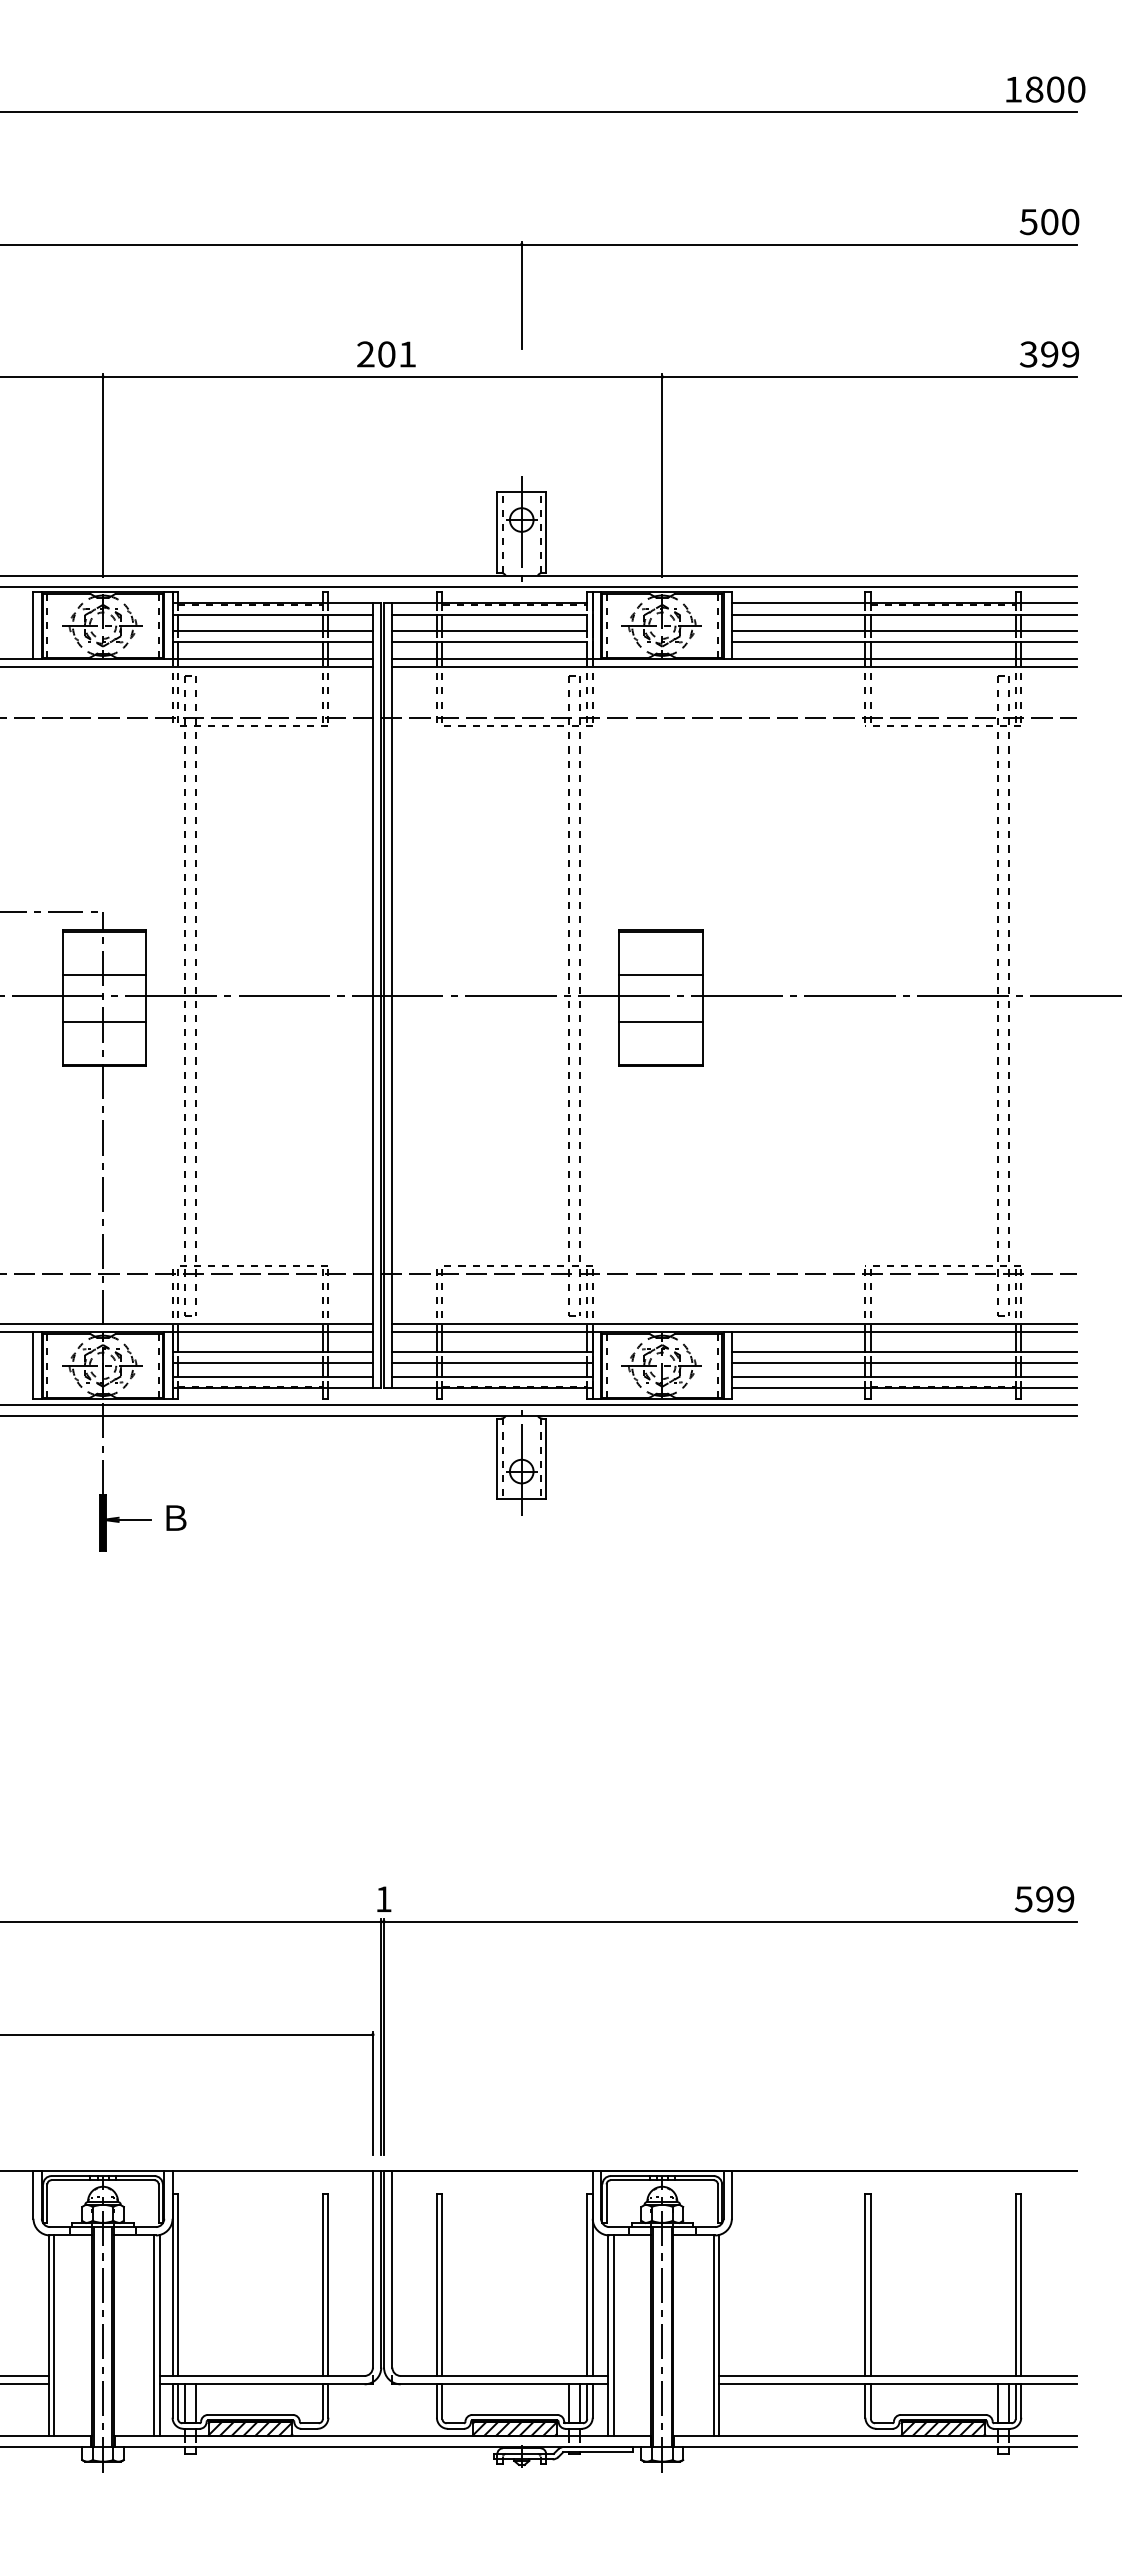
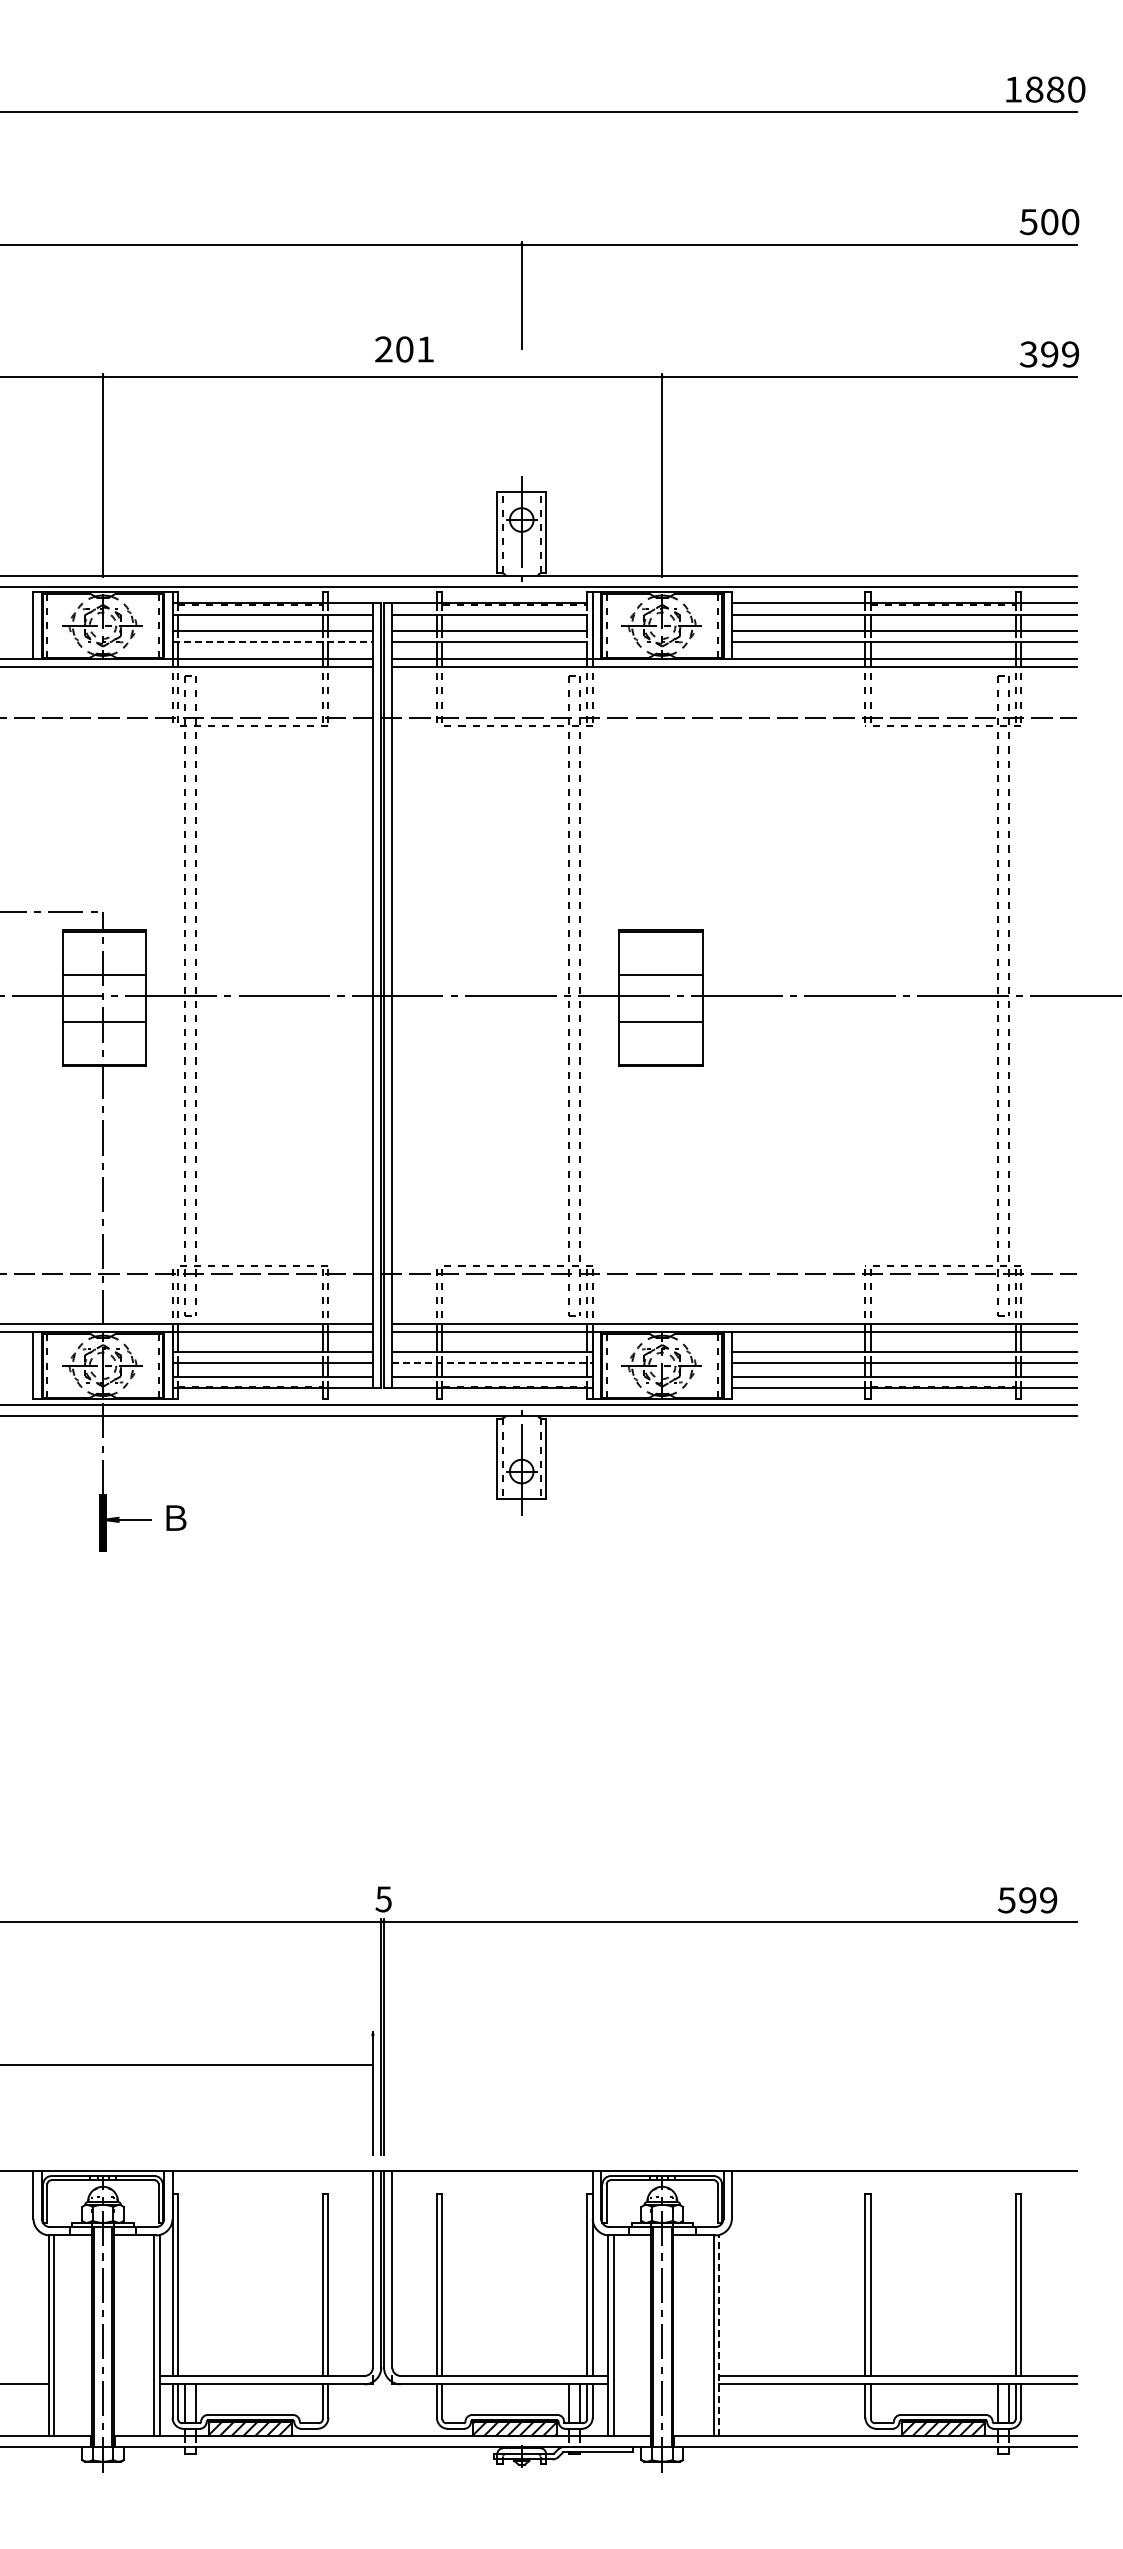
text: 1800 -> 1880 (1055, 89)
text position: (386, 354) -> (404, 349) (404, 349)
line: solid -> dashed (273, 642)
line: solid -> dashed (493, 1363)
text: 1 -> 5 (383, 1899)
text position: (1044, 1899) -> (1027, 1900) (1027, 1900)
line position: (187, 2034) -> (187, 2064) (187, 2064)
line: solid -> dashed (719, 2335)
line: present -> none (25, 2375)
